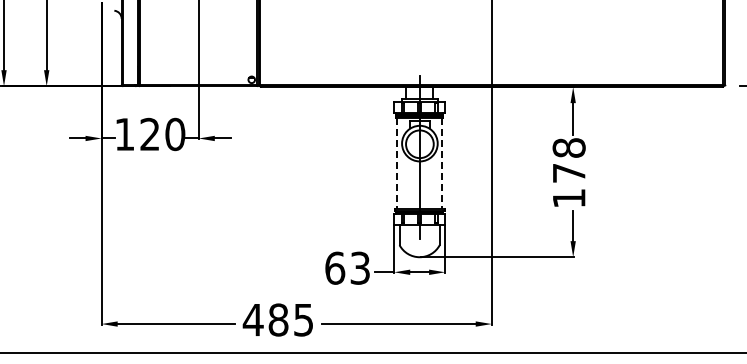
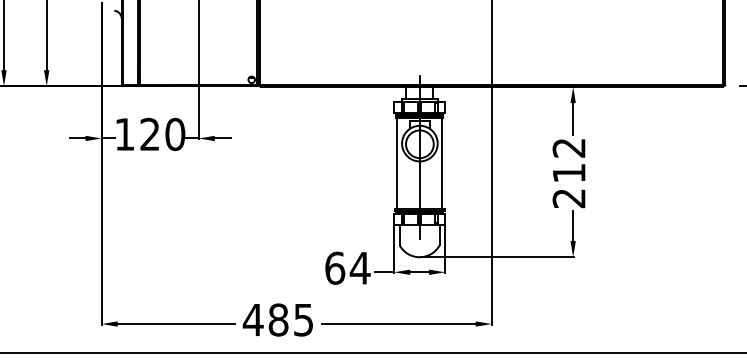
line: dashed -> solid (397, 164)
line: dashed -> solid (442, 164)
text: 178 -> 212 (568, 173)
text: 63 -> 64 (359, 267)
